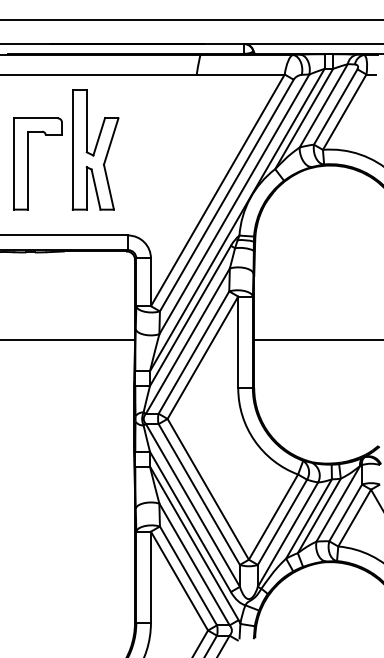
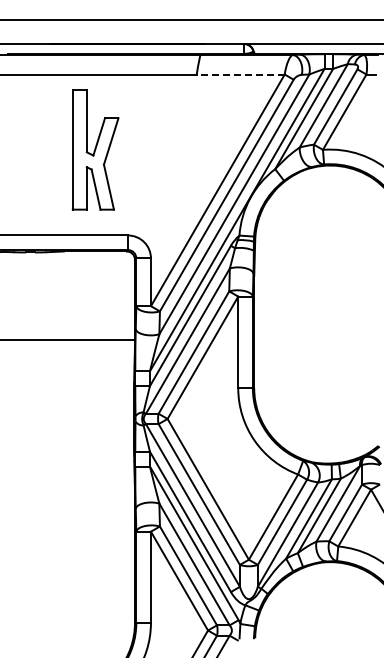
line: solid -> dashed (240, 74)
part: present -> none (28, 163)
line: present -> none (317, 339)
